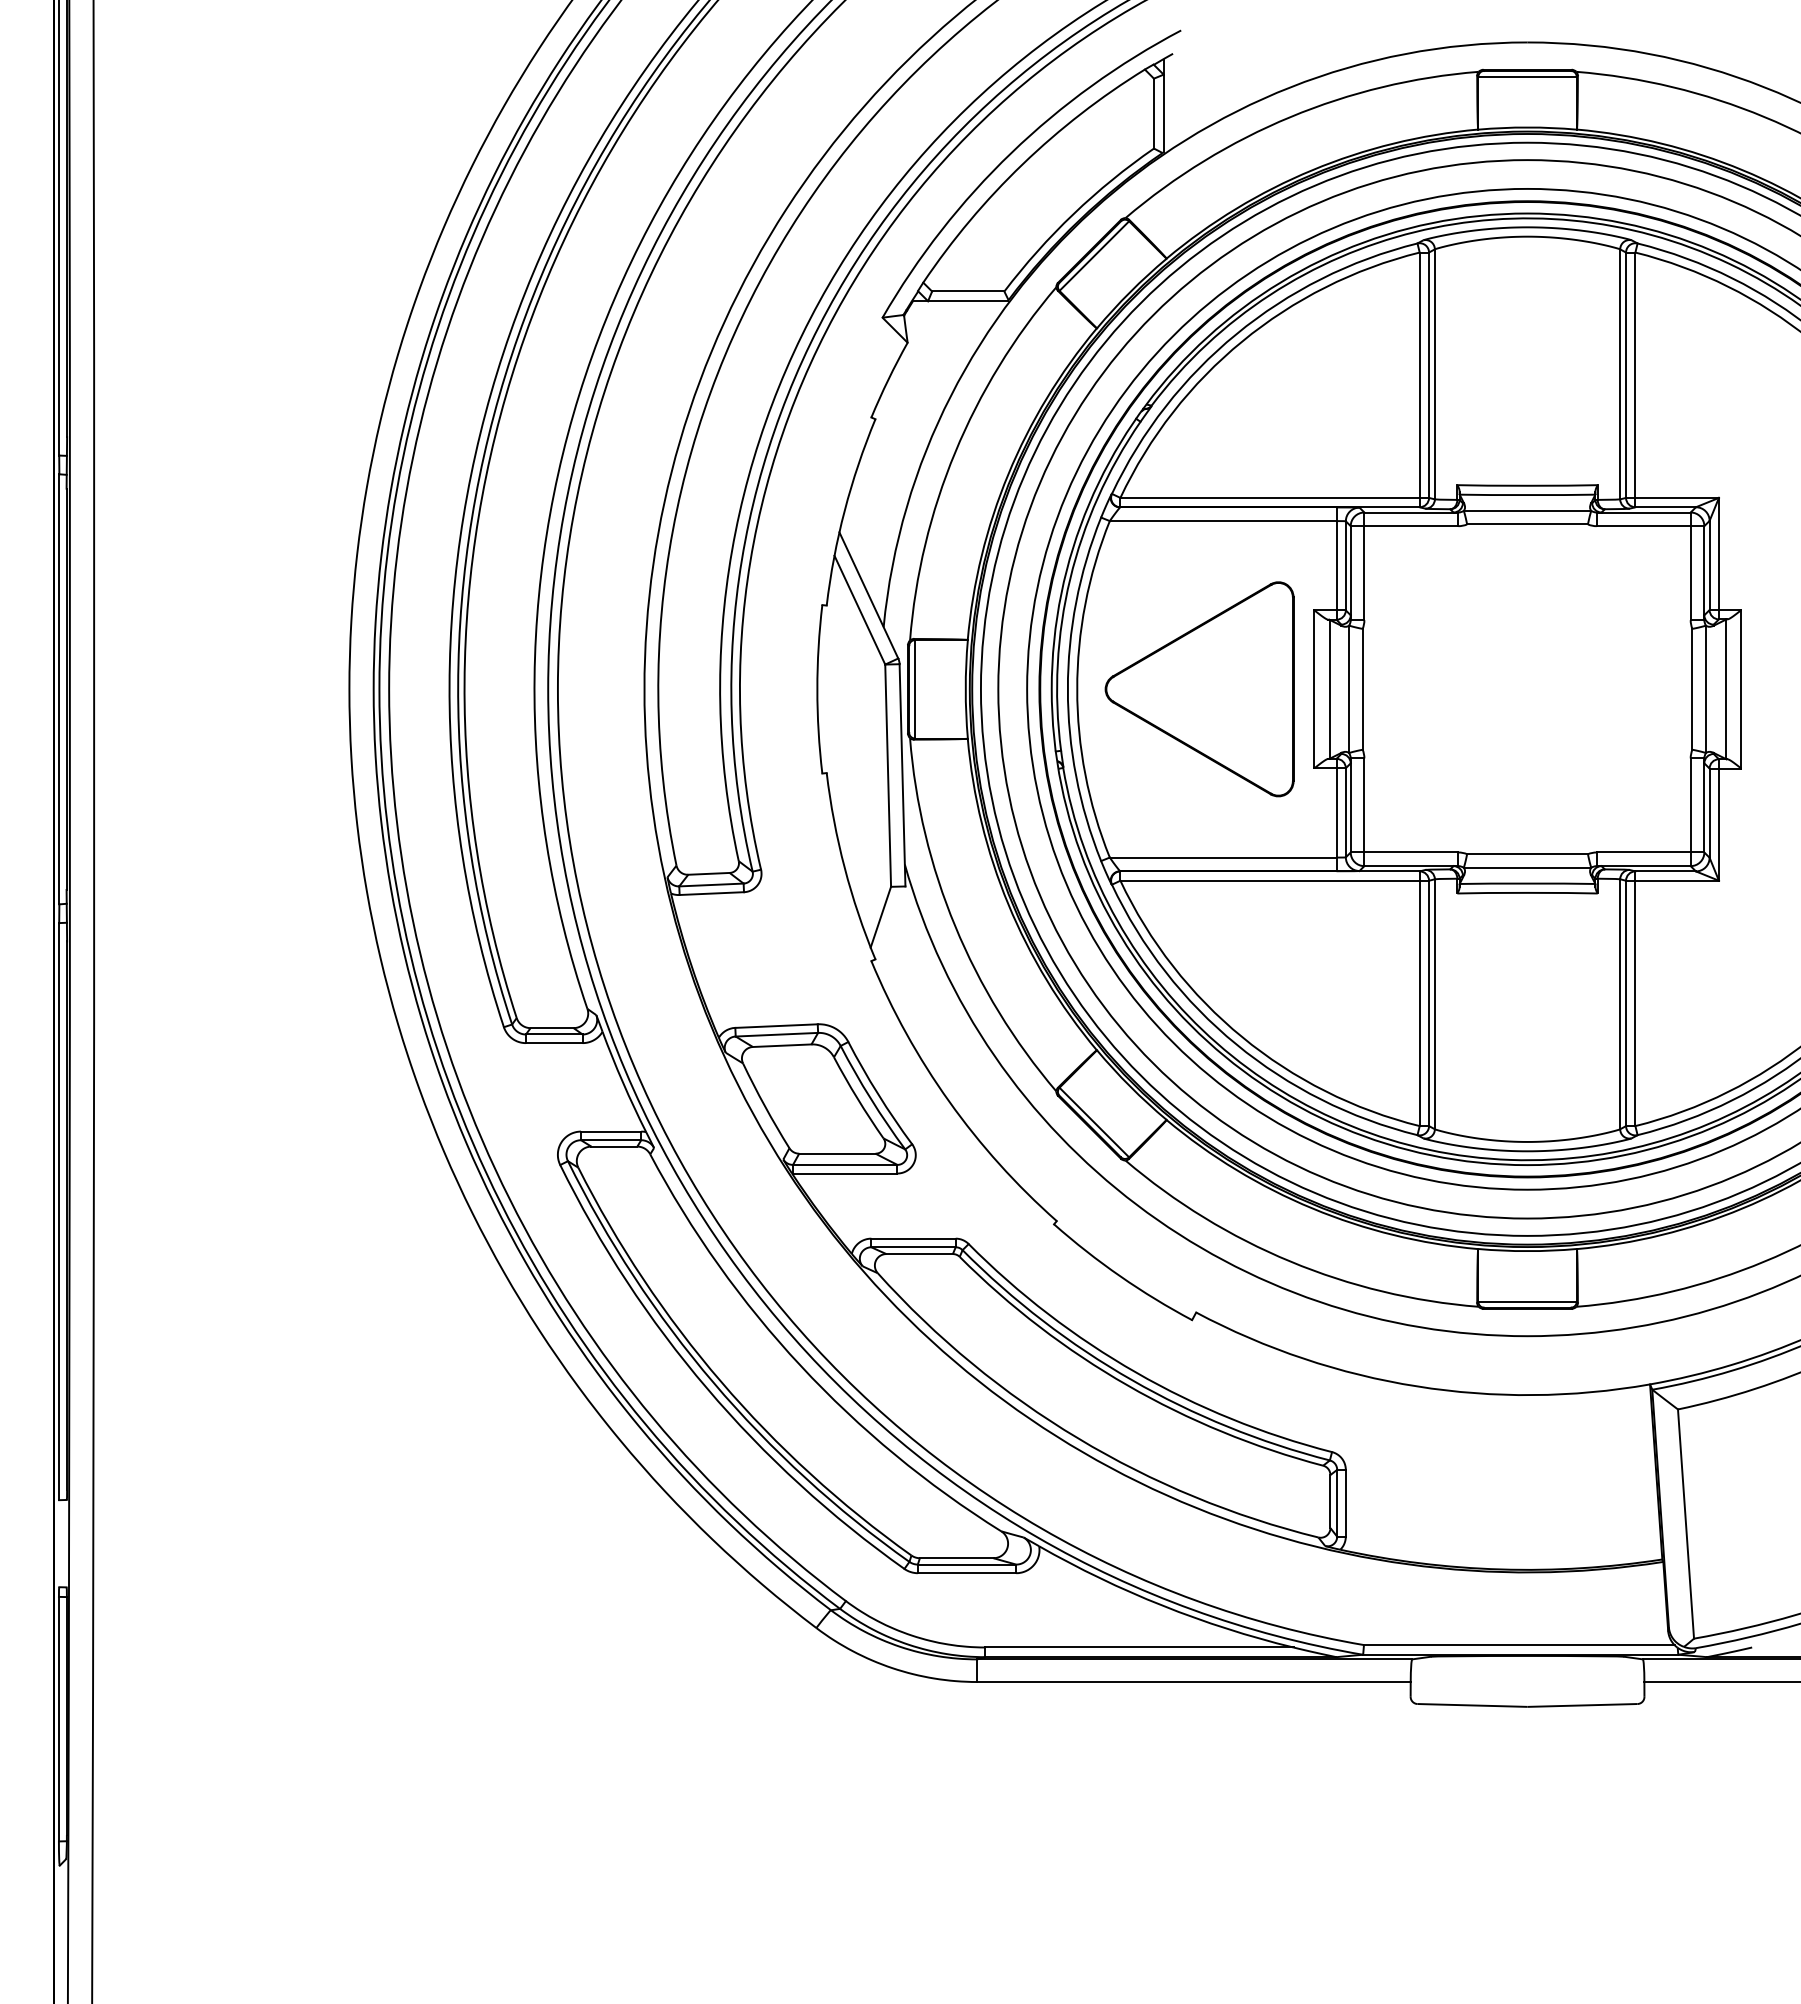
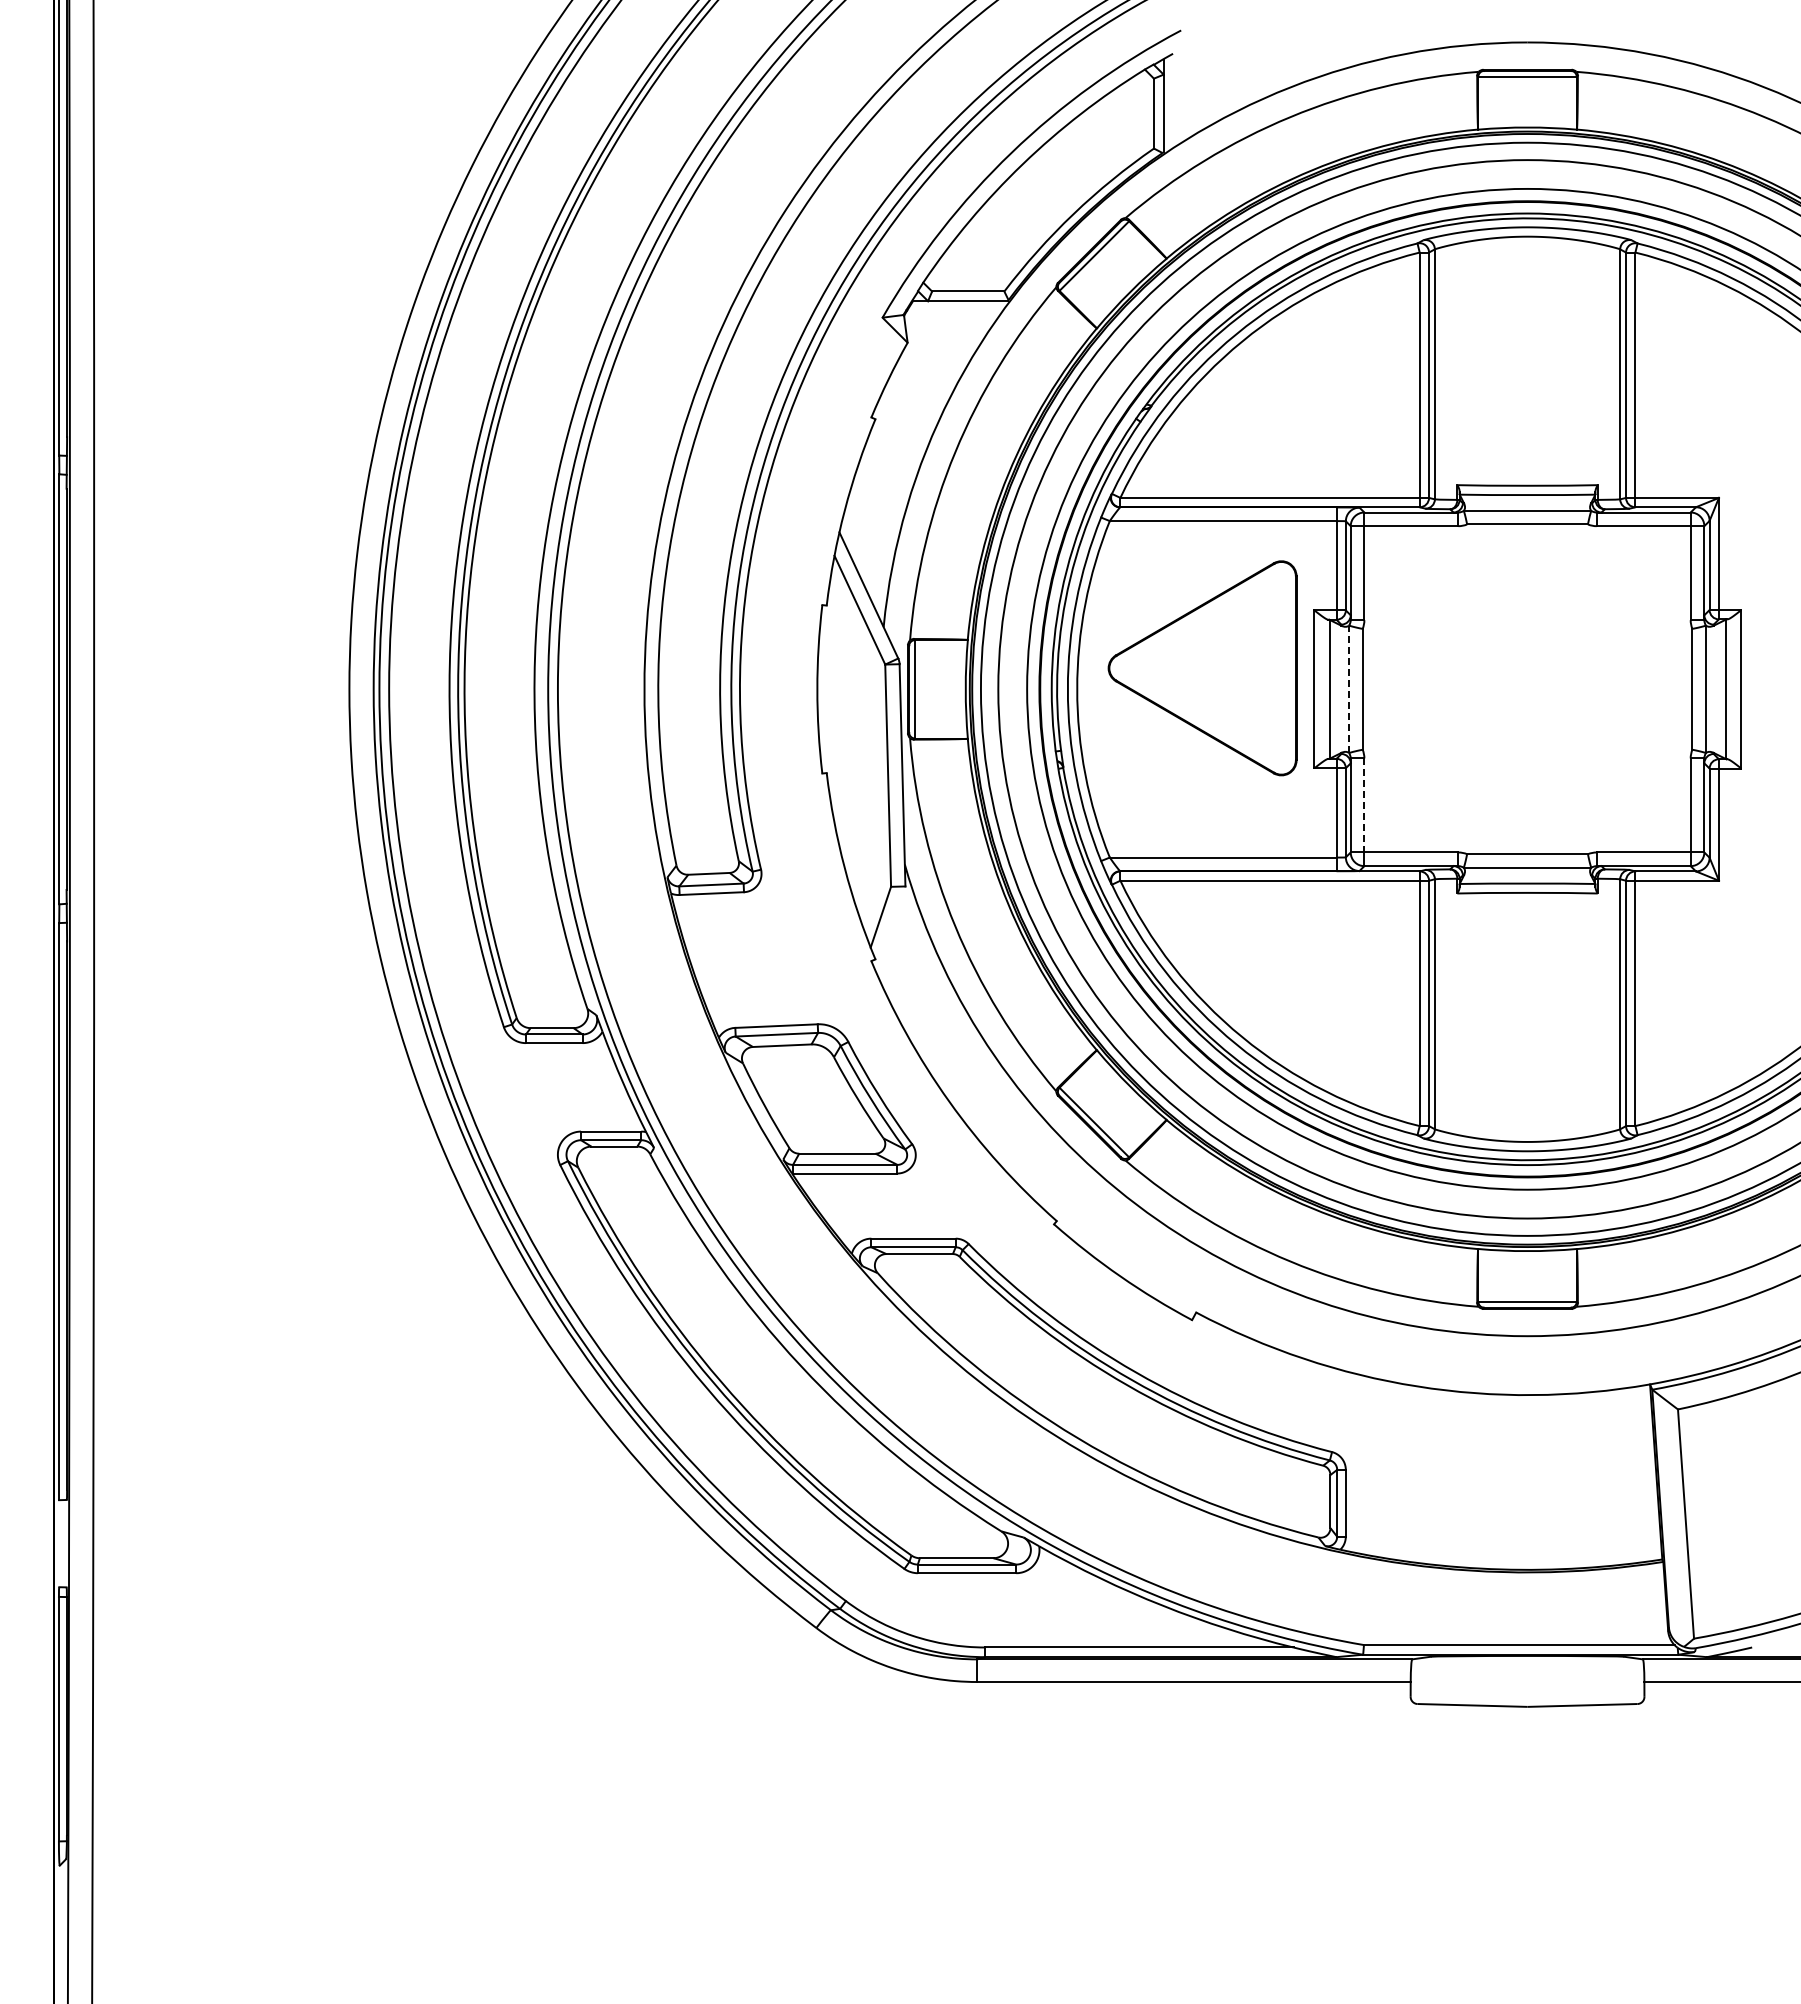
part position: (1199, 689) -> (1202, 668) (1202, 668)
line: solid -> dashed (1349, 689)
line: solid -> dashed (1364, 805)
